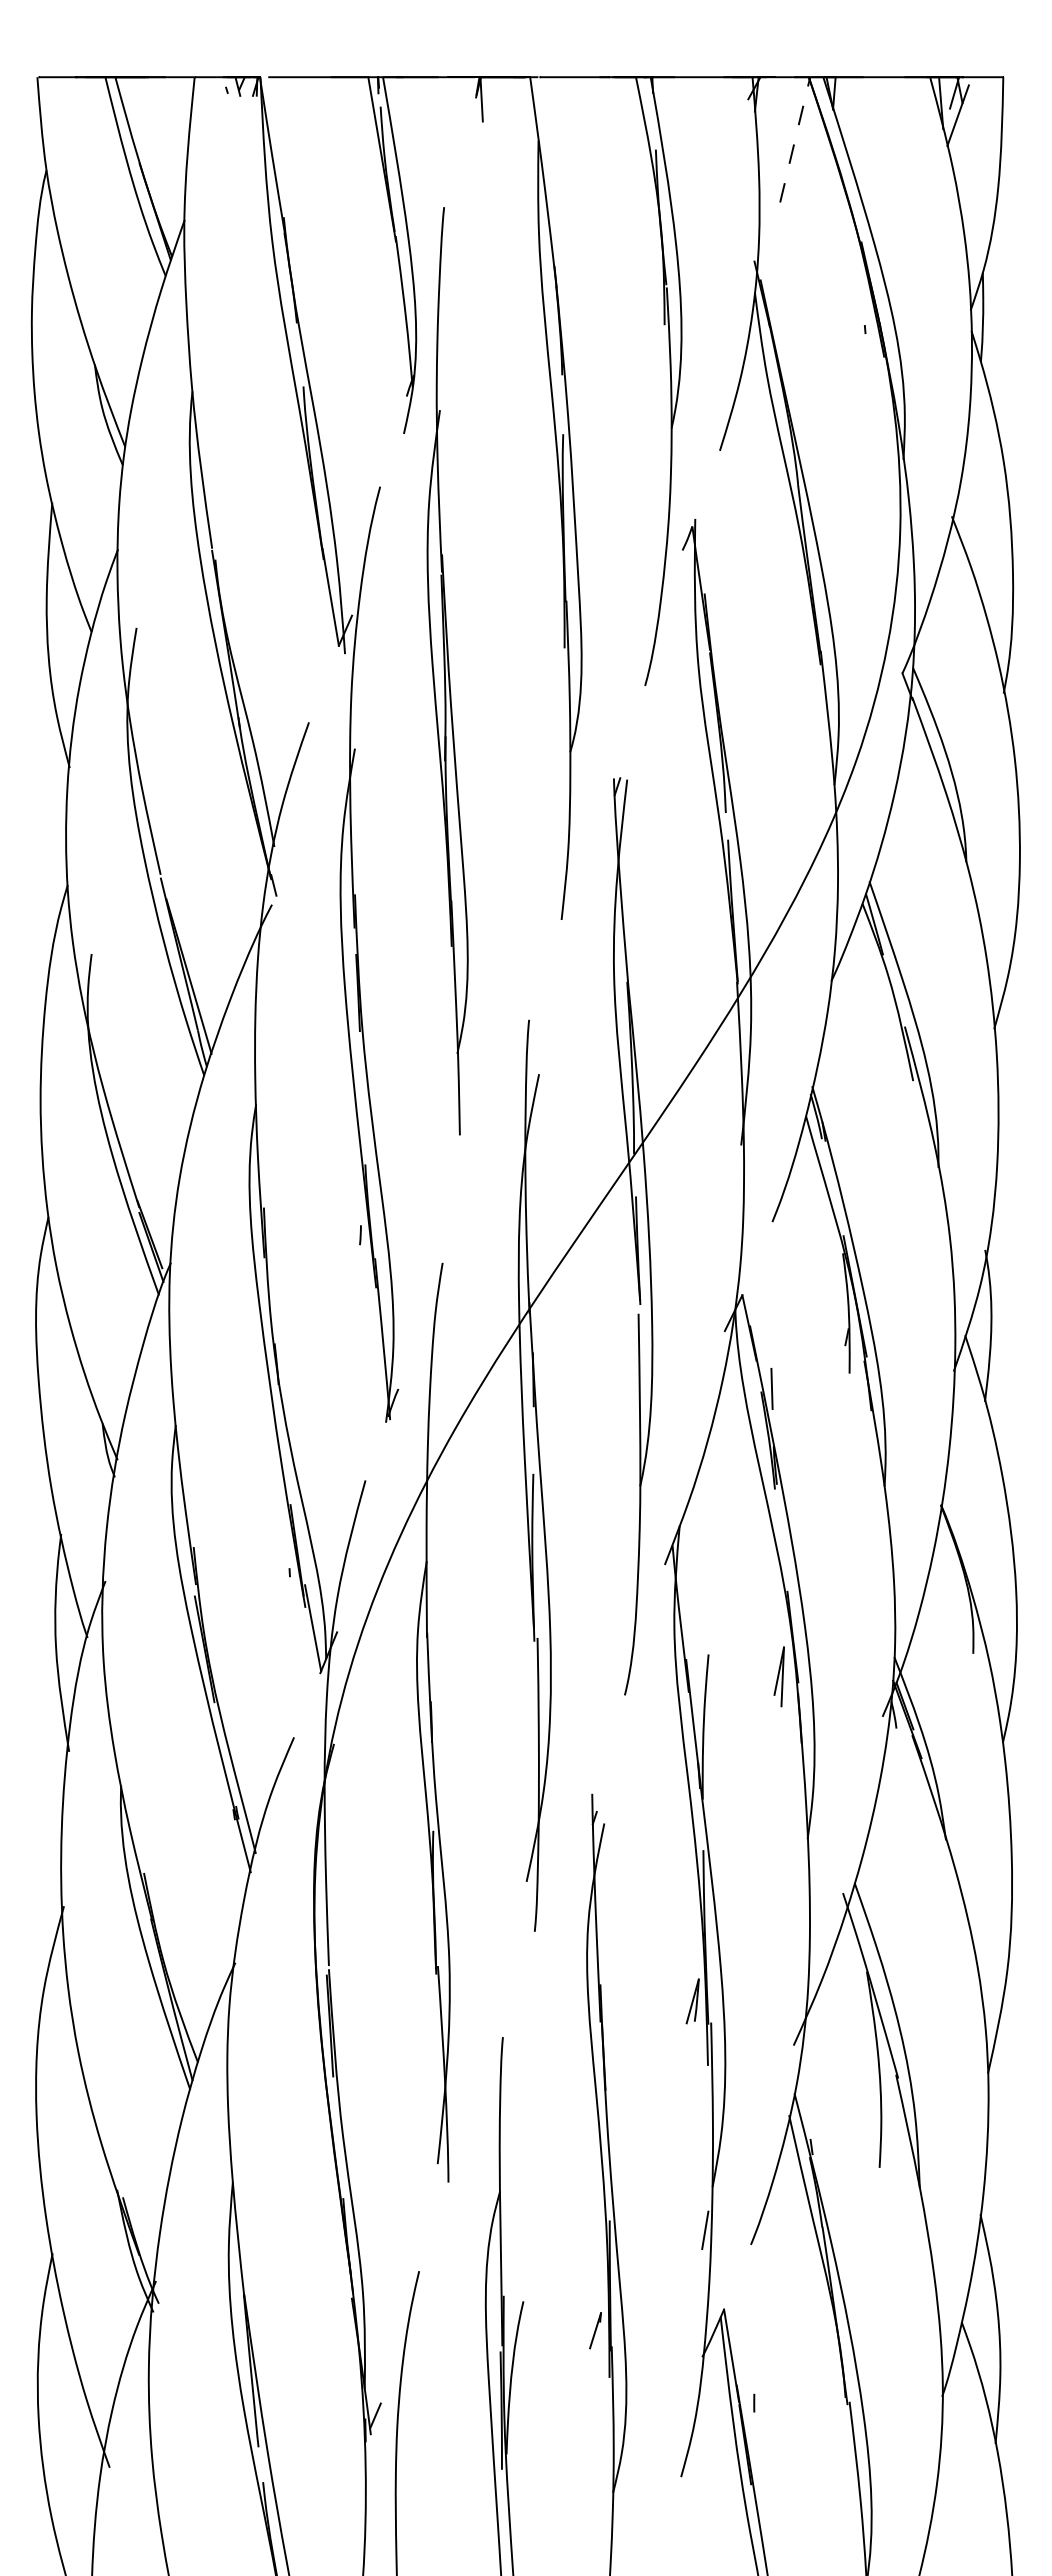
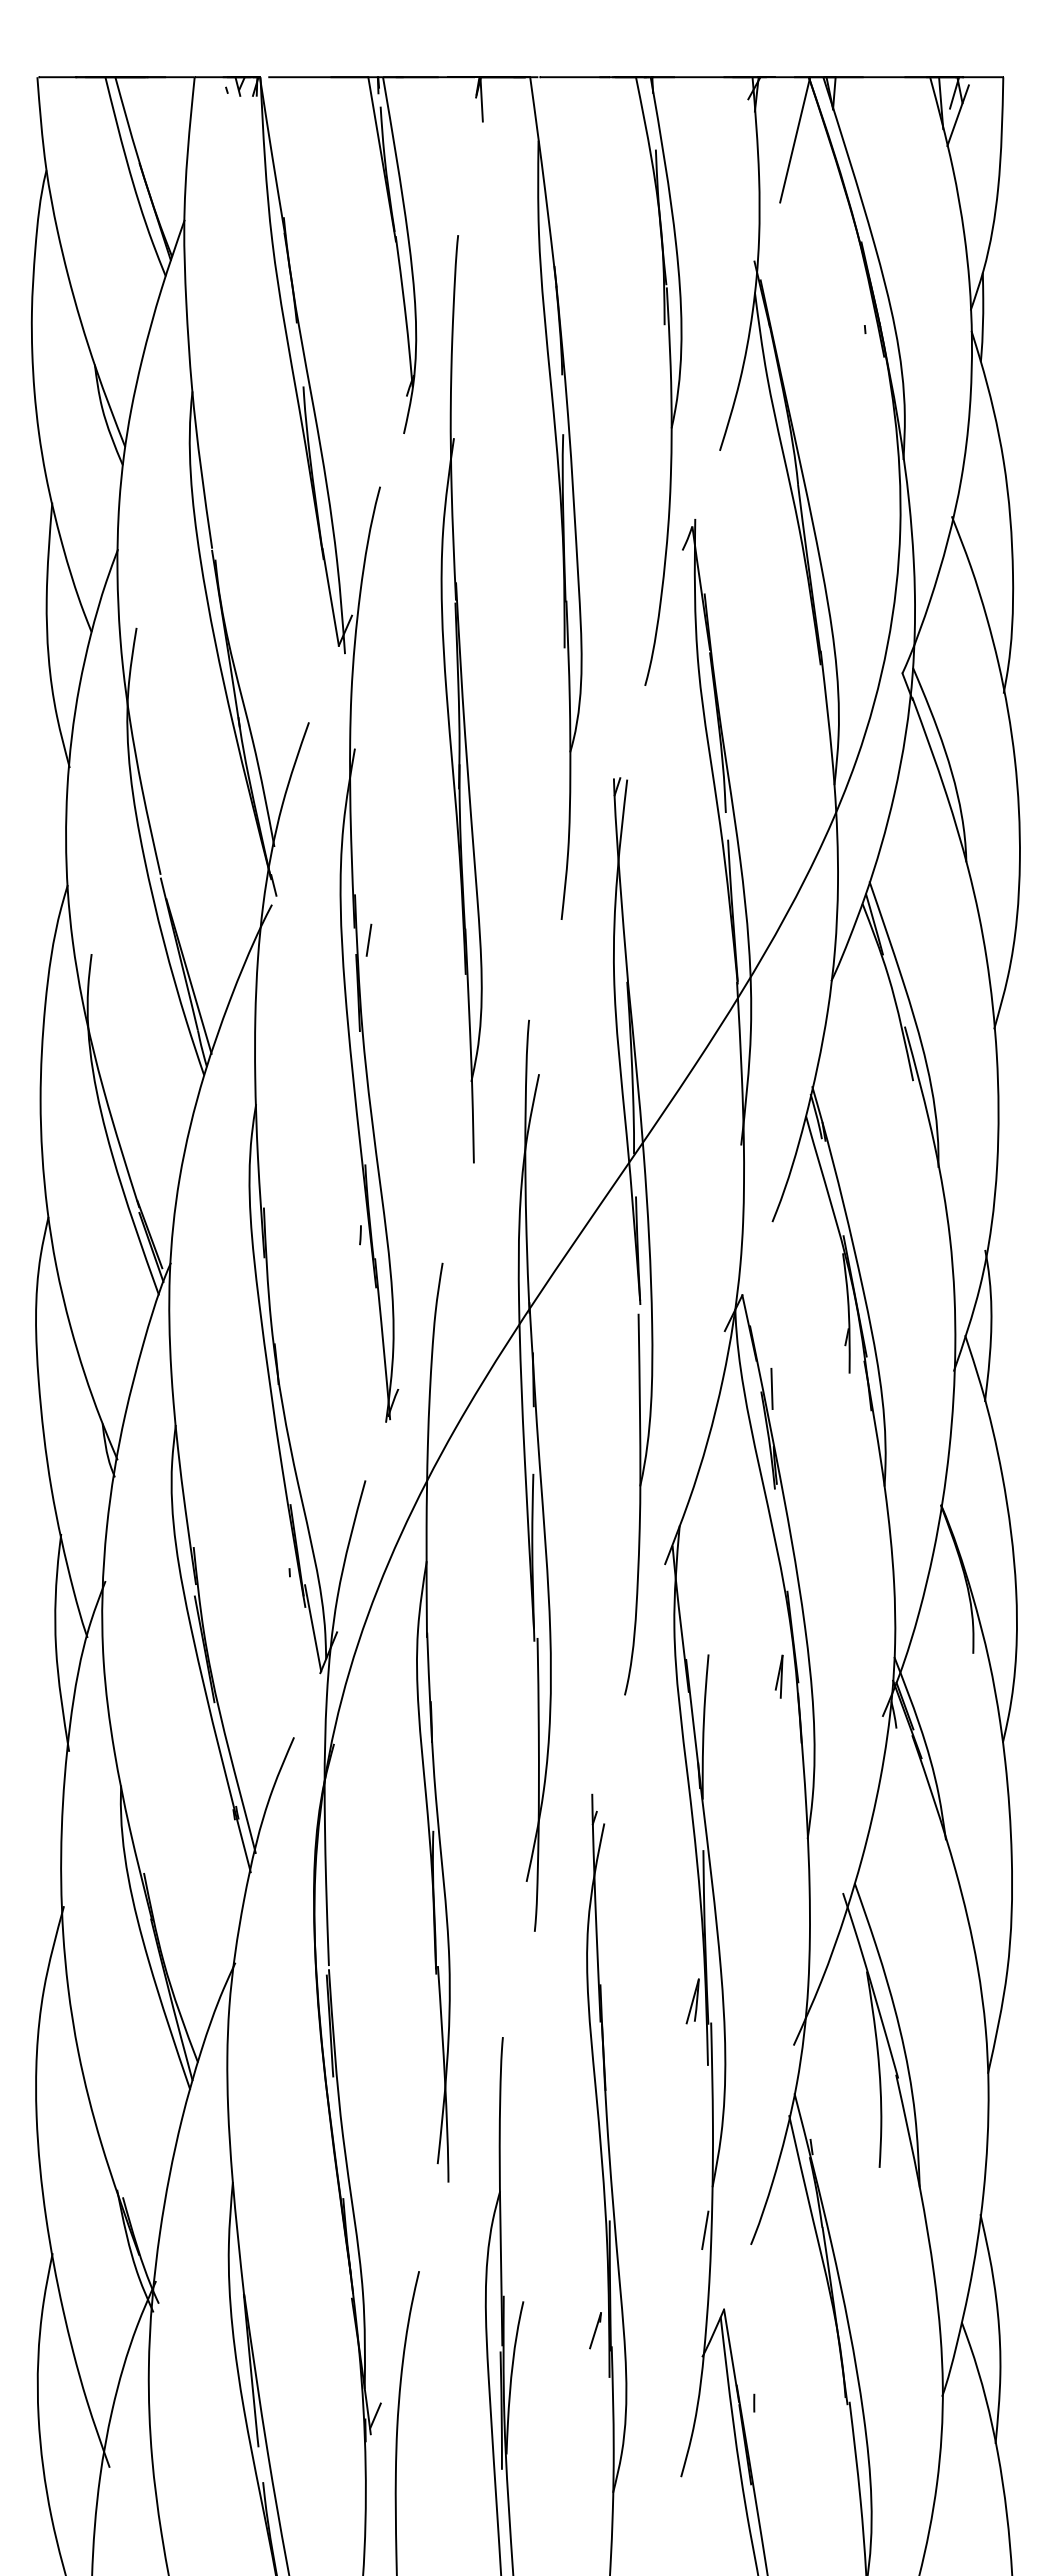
line: dashed -> solid (795, 139)
part position: (447, 671) -> (461, 699) (461, 699)
line: none -> present (368, 939)
part size: 12x62 px -> 10x45 px (778, 1676)
